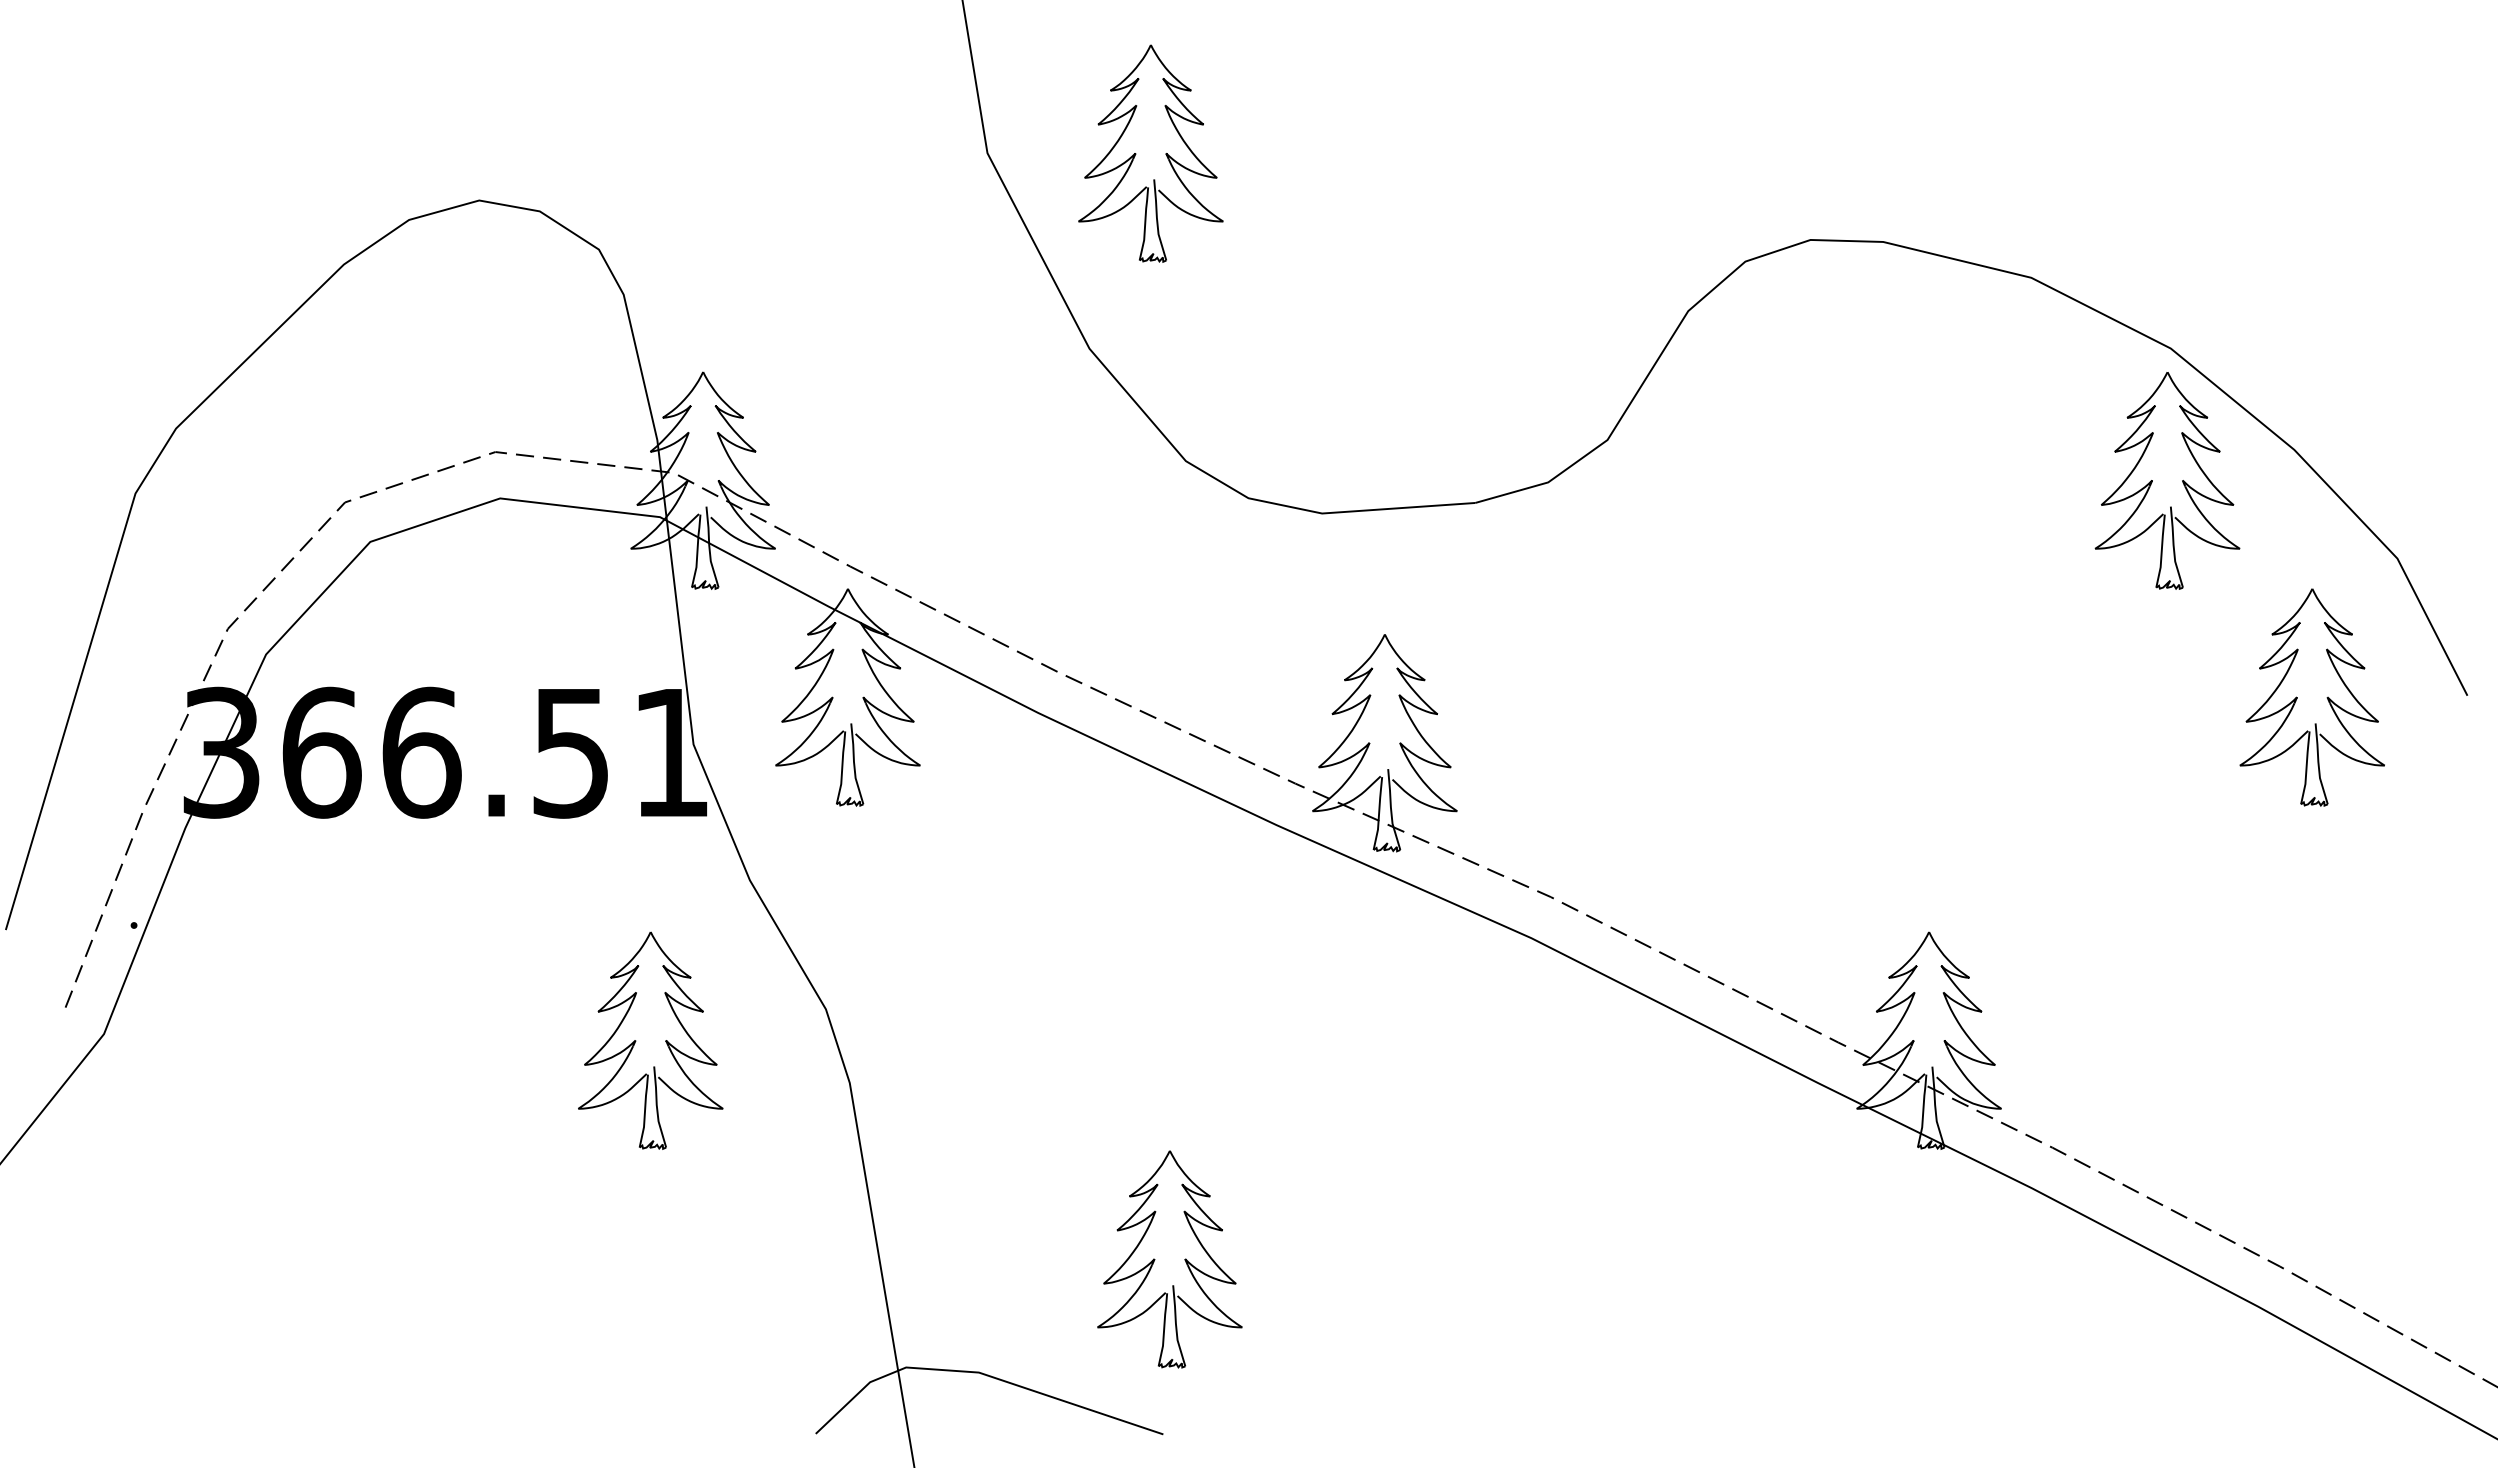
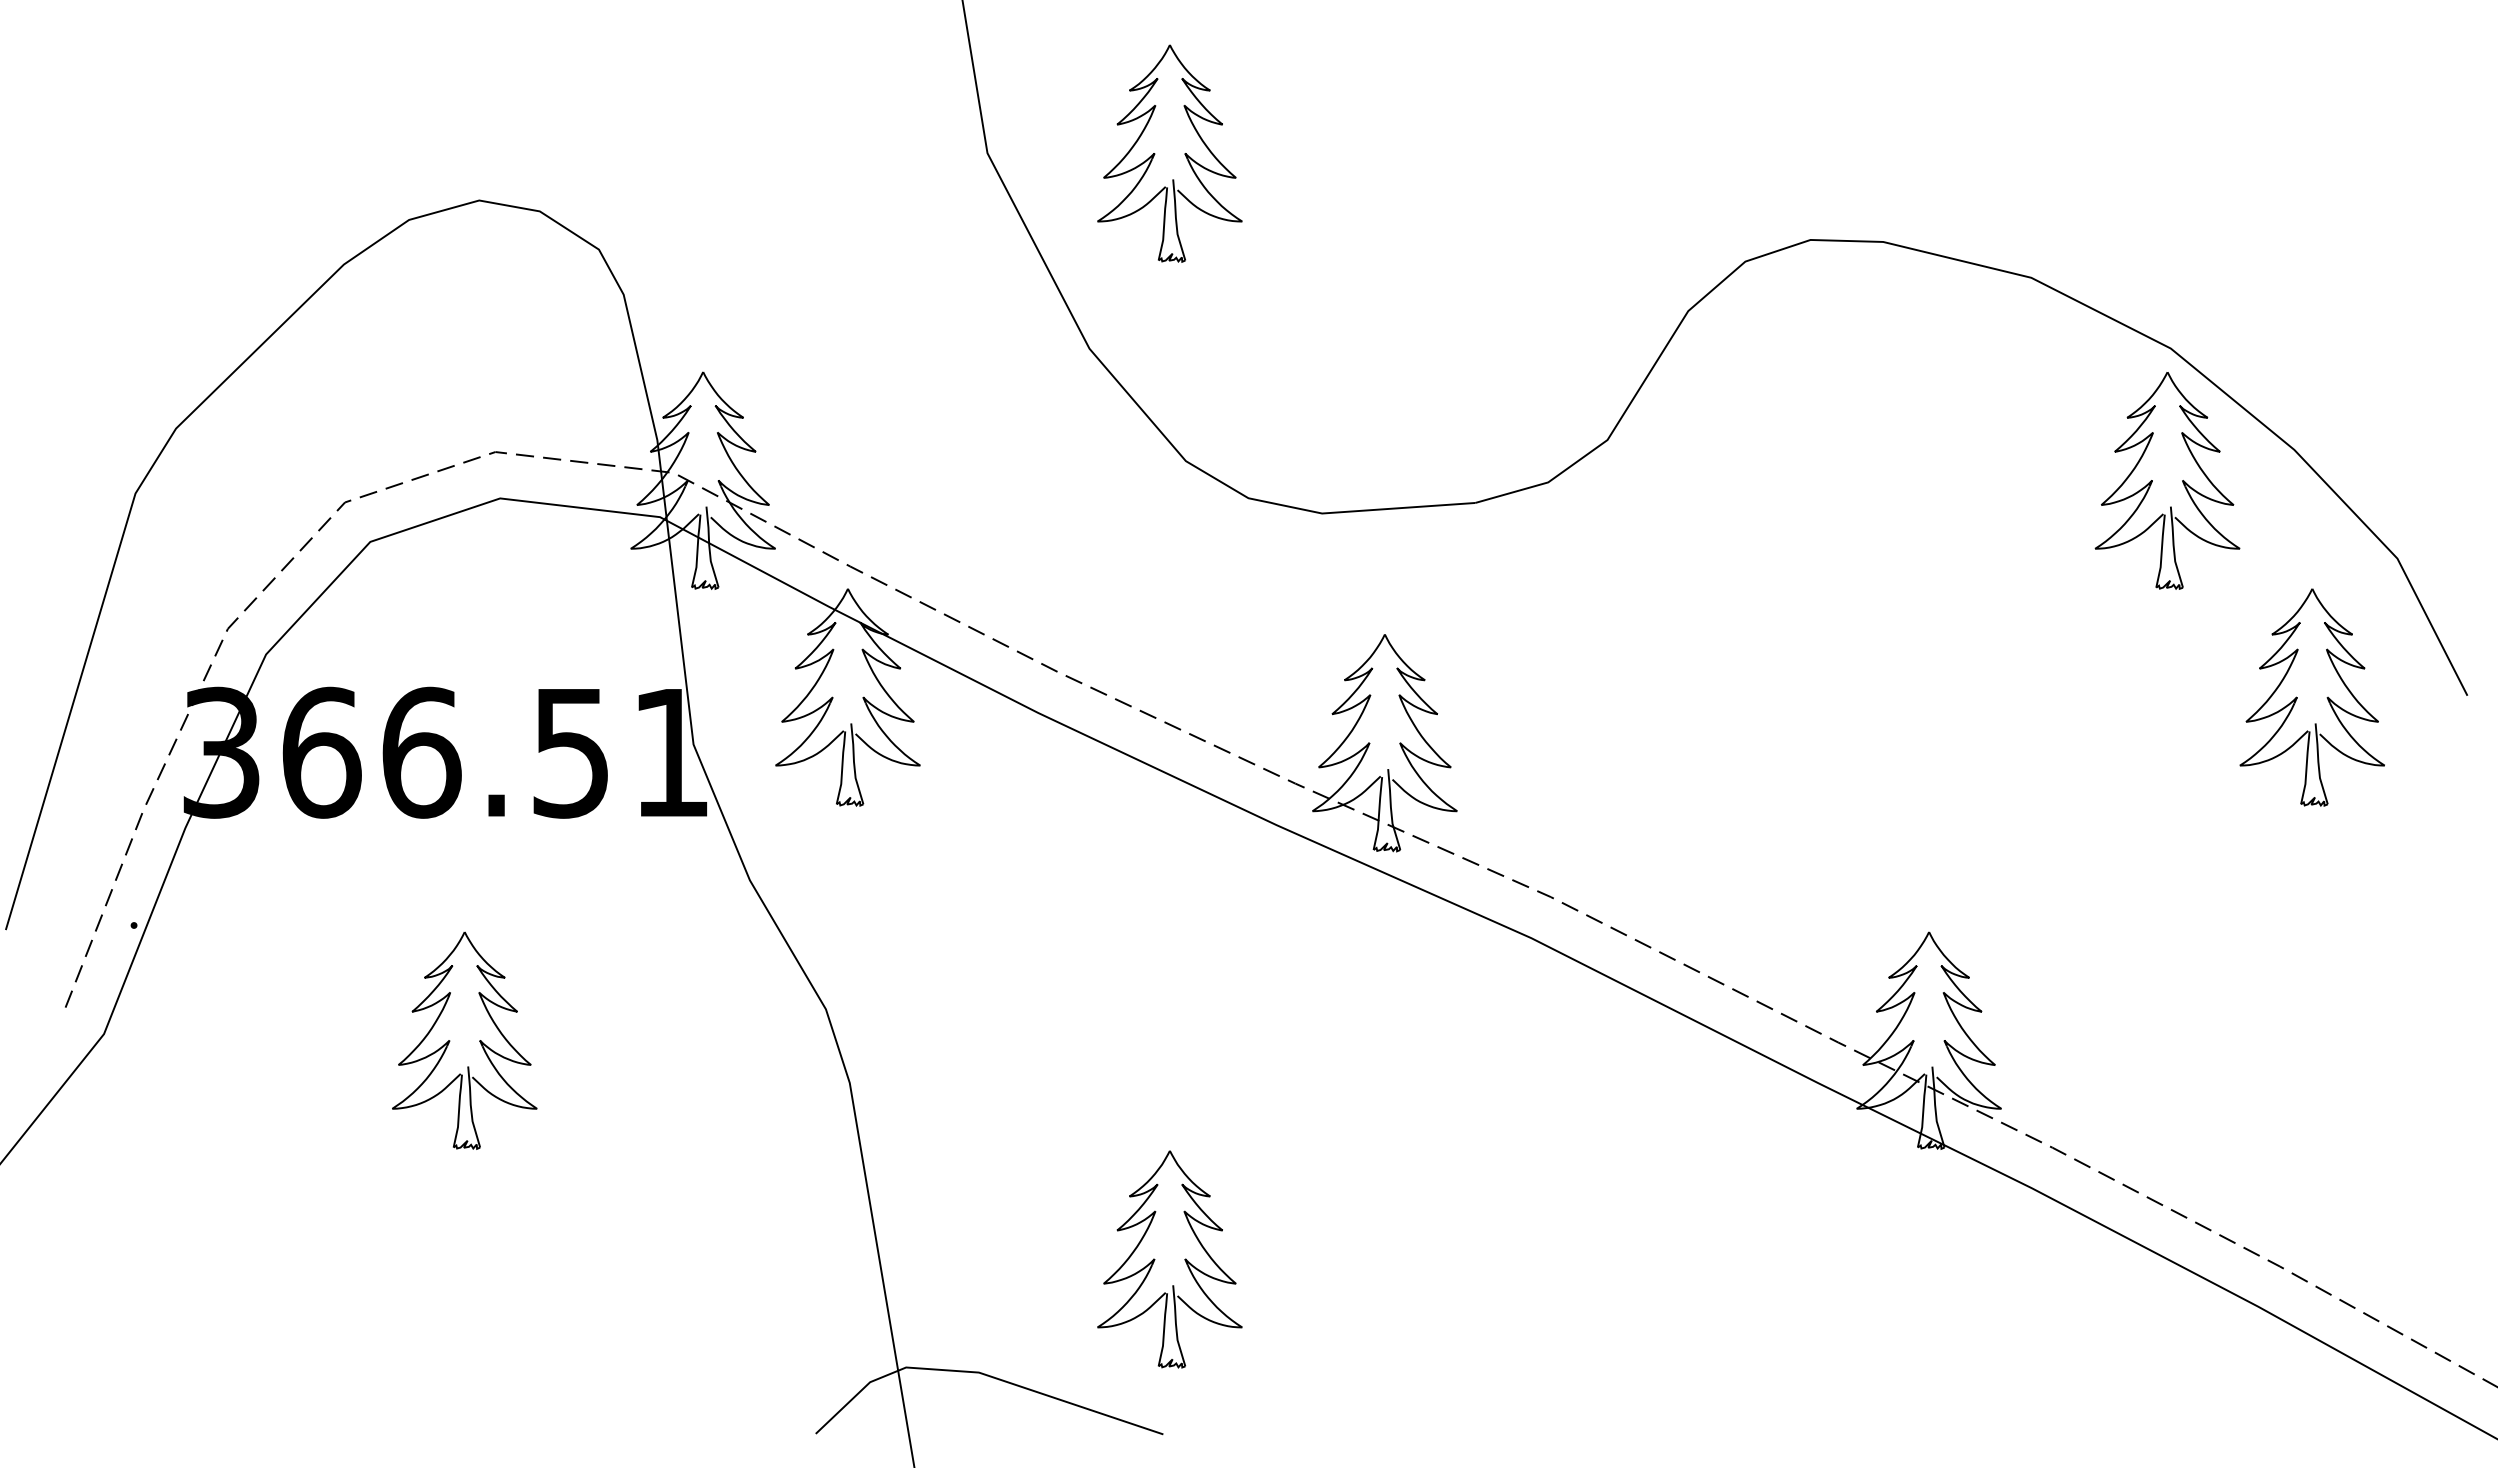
part position: (1136, 153) -> (1155, 153) (1155, 153)
part position: (636, 1040) -> (450, 1040) (450, 1040)
